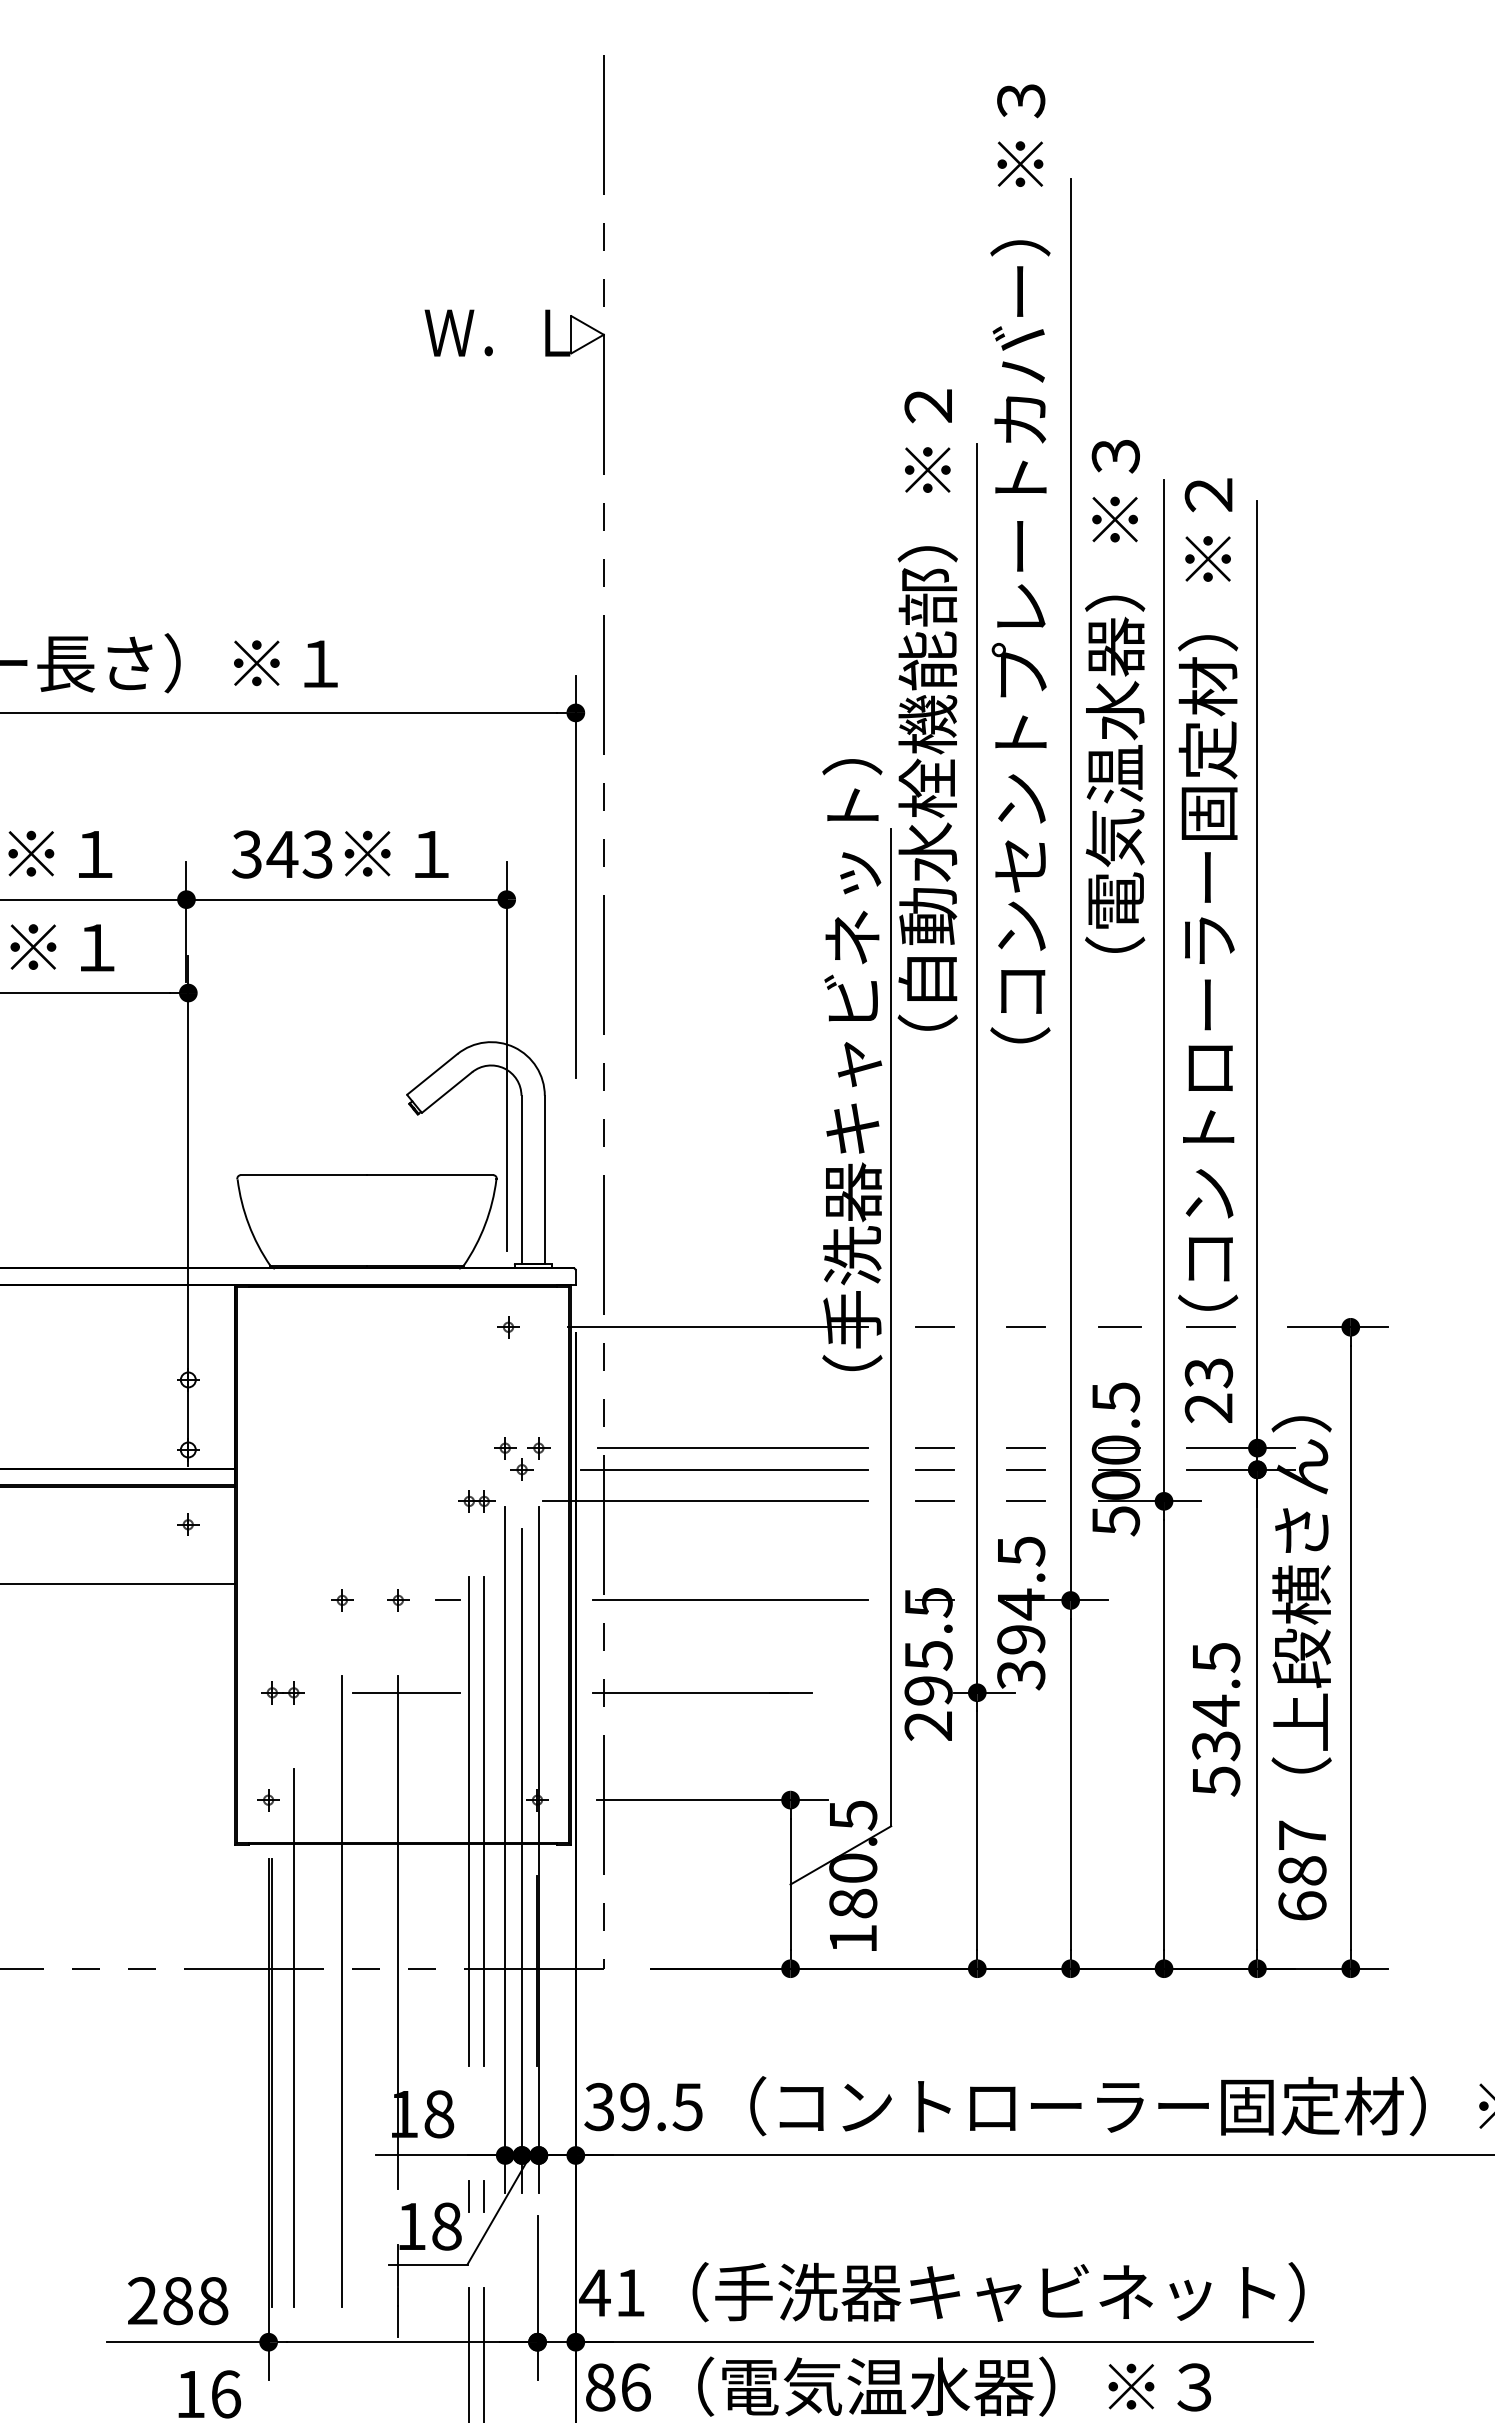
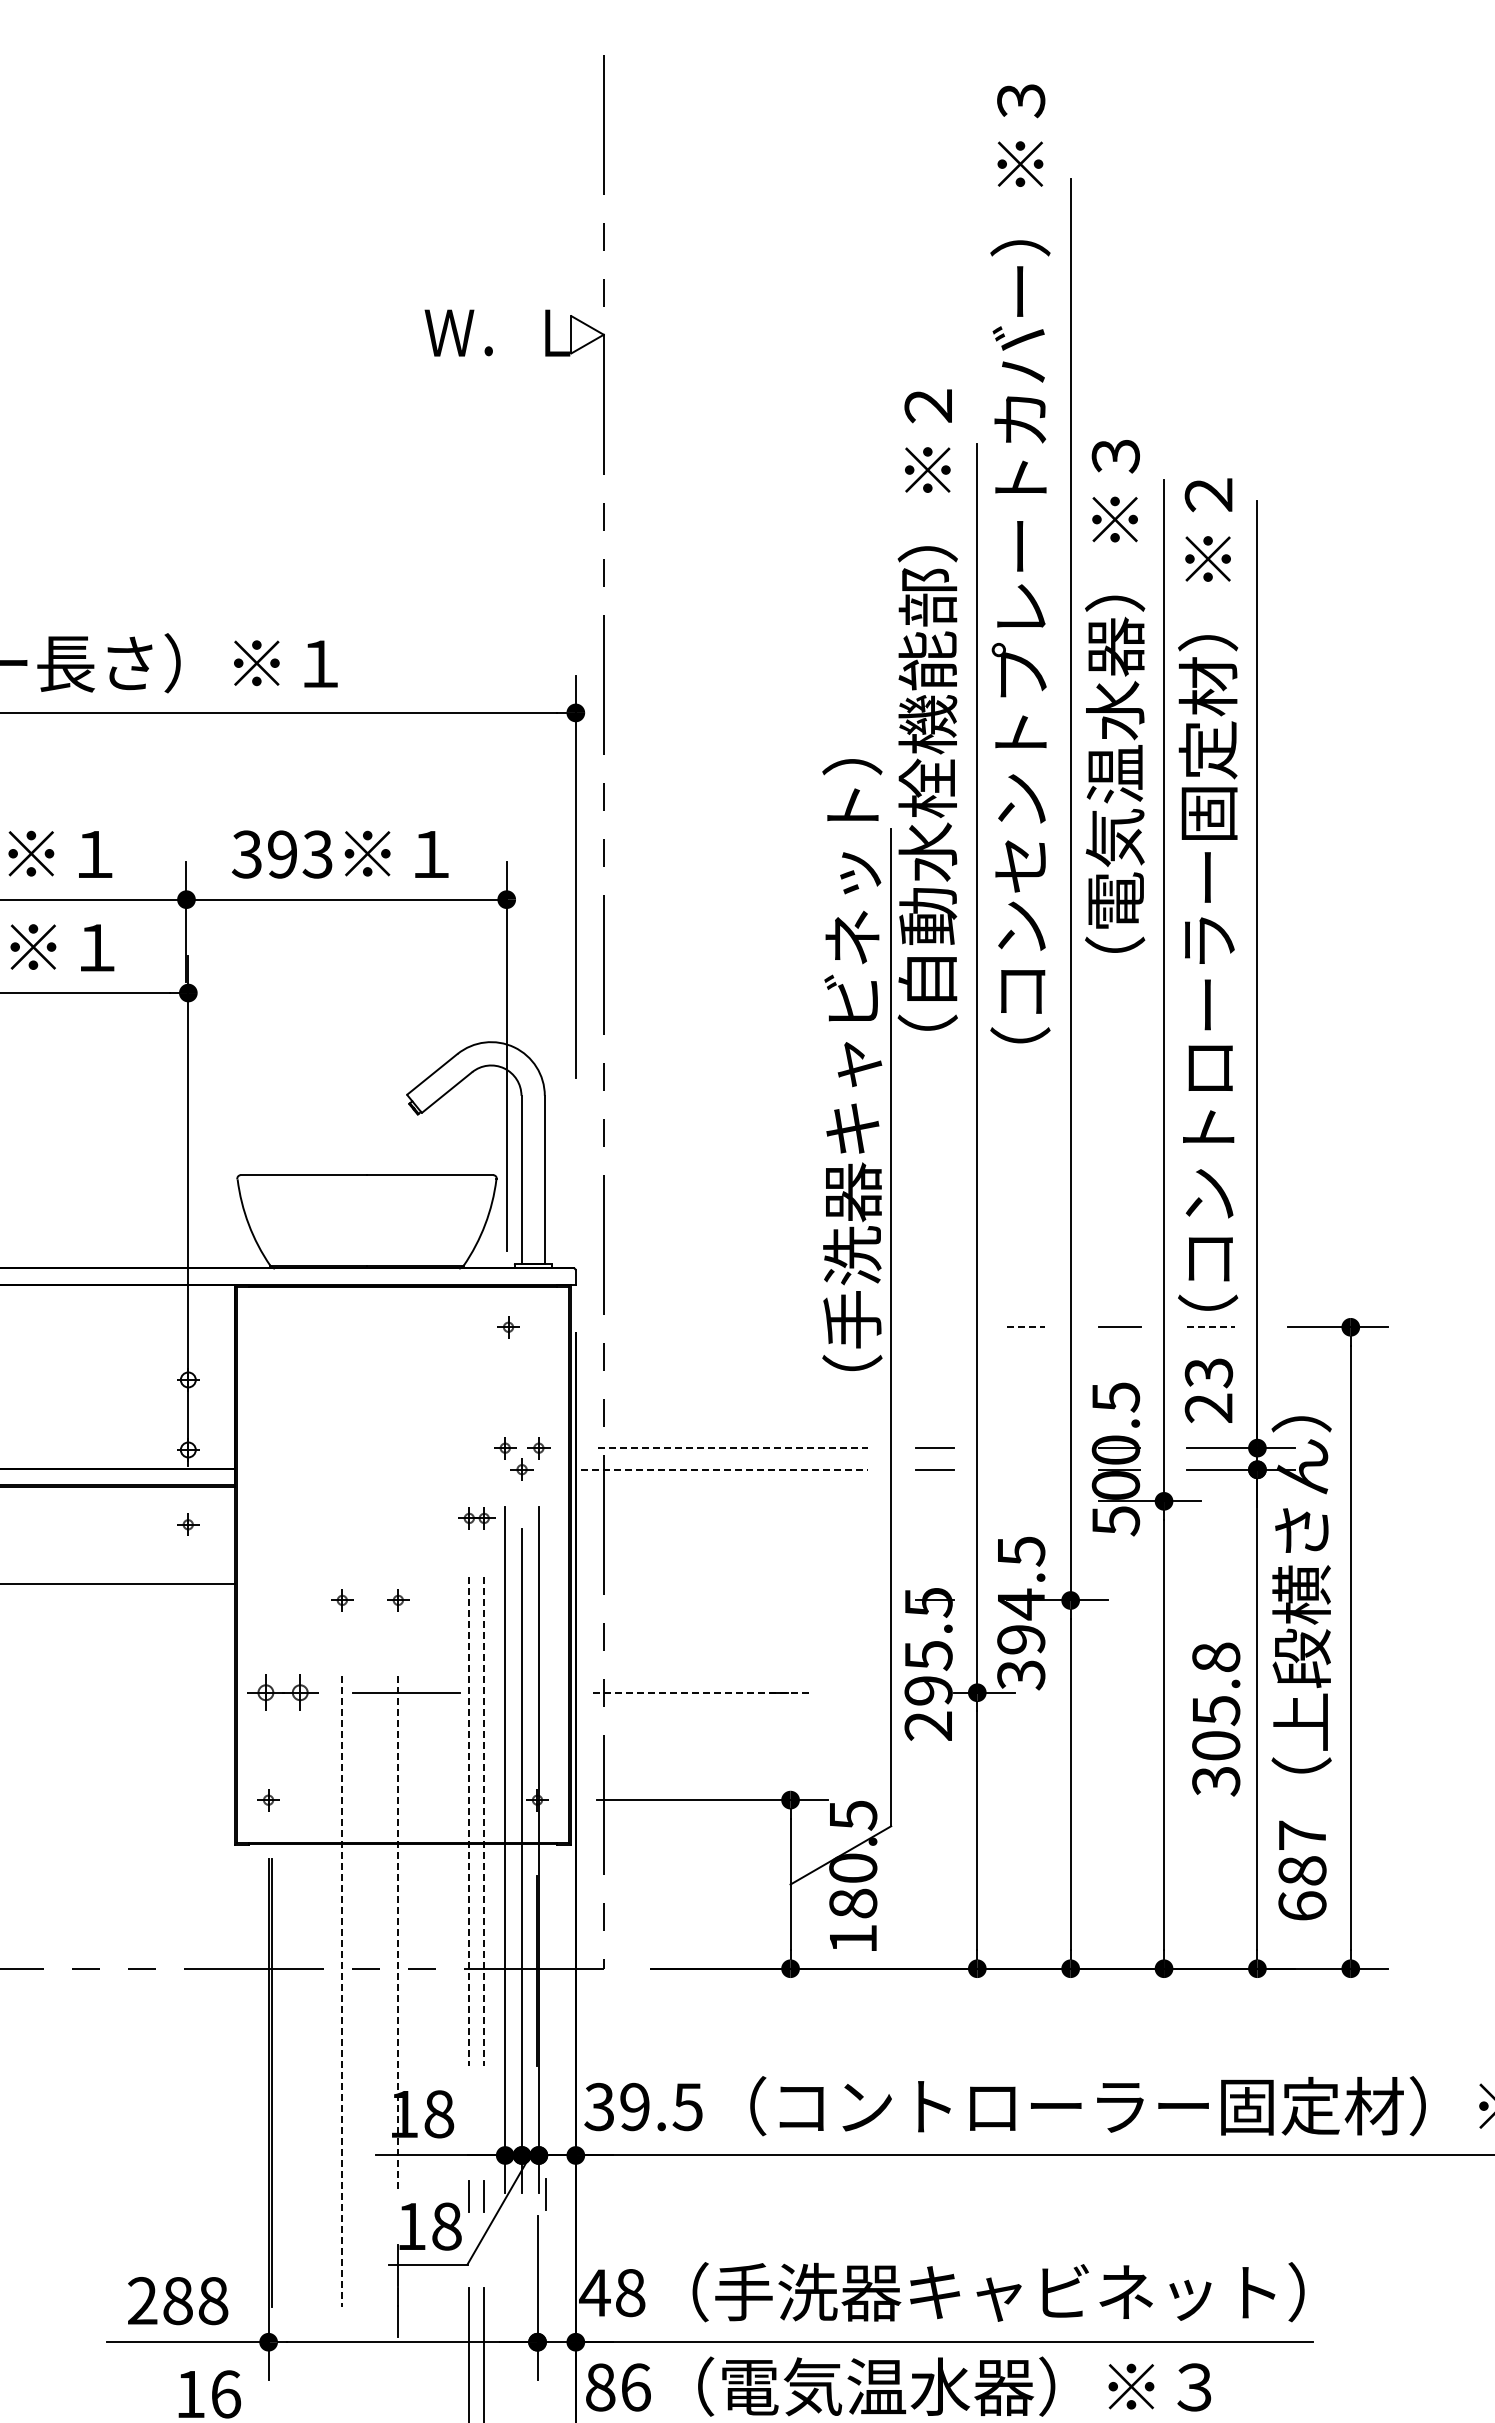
text: 343 -> 393 (282, 854)
line: present -> none (717, 1327)
line: present -> none (934, 1327)
line: solid -> dashed (1025, 1327)
line: solid -> dashed (1210, 1327)
line: solid -> dashed (733, 1448)
line: present -> none (1025, 1448)
line: solid -> dashed (724, 1469)
line: present -> none (1025, 1469)
line: present -> none (934, 1500)
part position: (476, 1501) -> (476, 1518) (476, 1518)
line: present -> none (705, 1501)
line: present -> none (1025, 1501)
line: present -> none (447, 1600)
line: present -> none (730, 1600)
part size: 44x24 px -> 72x37 px (282, 1692)
line: solid -> dashed (702, 1692)
text: 534.5 -> 305.8 (1216, 1719)
line: solid -> dashed (469, 1821)
line: solid -> dashed (484, 1821)
line: solid -> dashed (398, 1933)
line: solid -> dashed (342, 1991)
line: present -> none (293, 2037)
line: none -> present (545, 2194)
text: 41 -> 48 (630, 2293)
